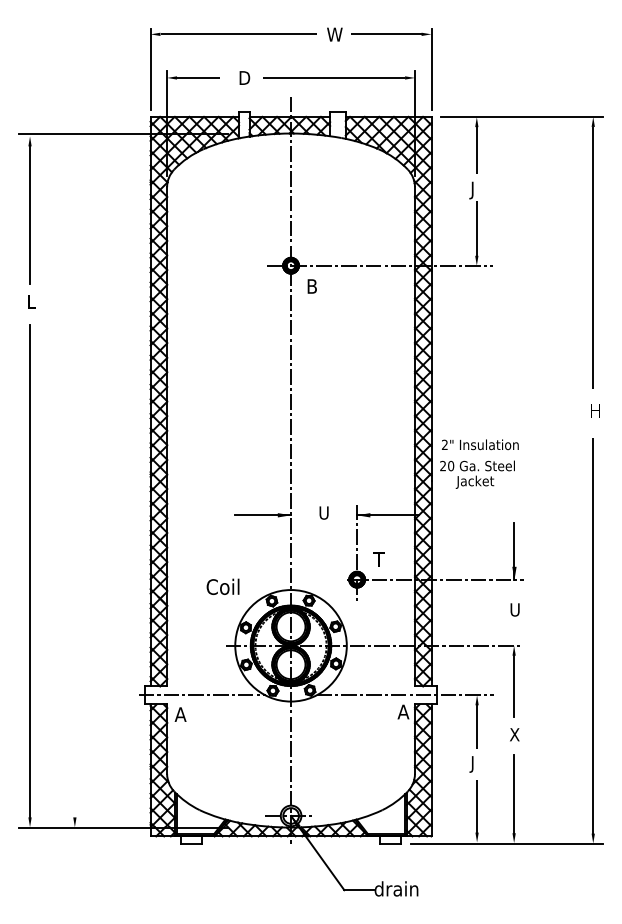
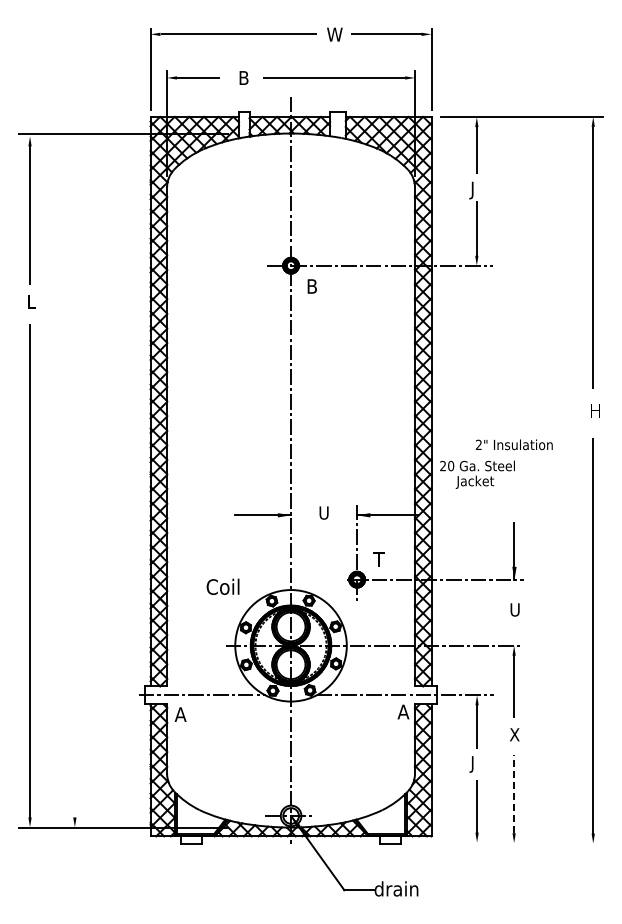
text: D -> B (245, 78)
text position: (480, 444) -> (514, 444) (514, 444)
line: solid -> dashed (514, 793)
line: present -> none (507, 843)
